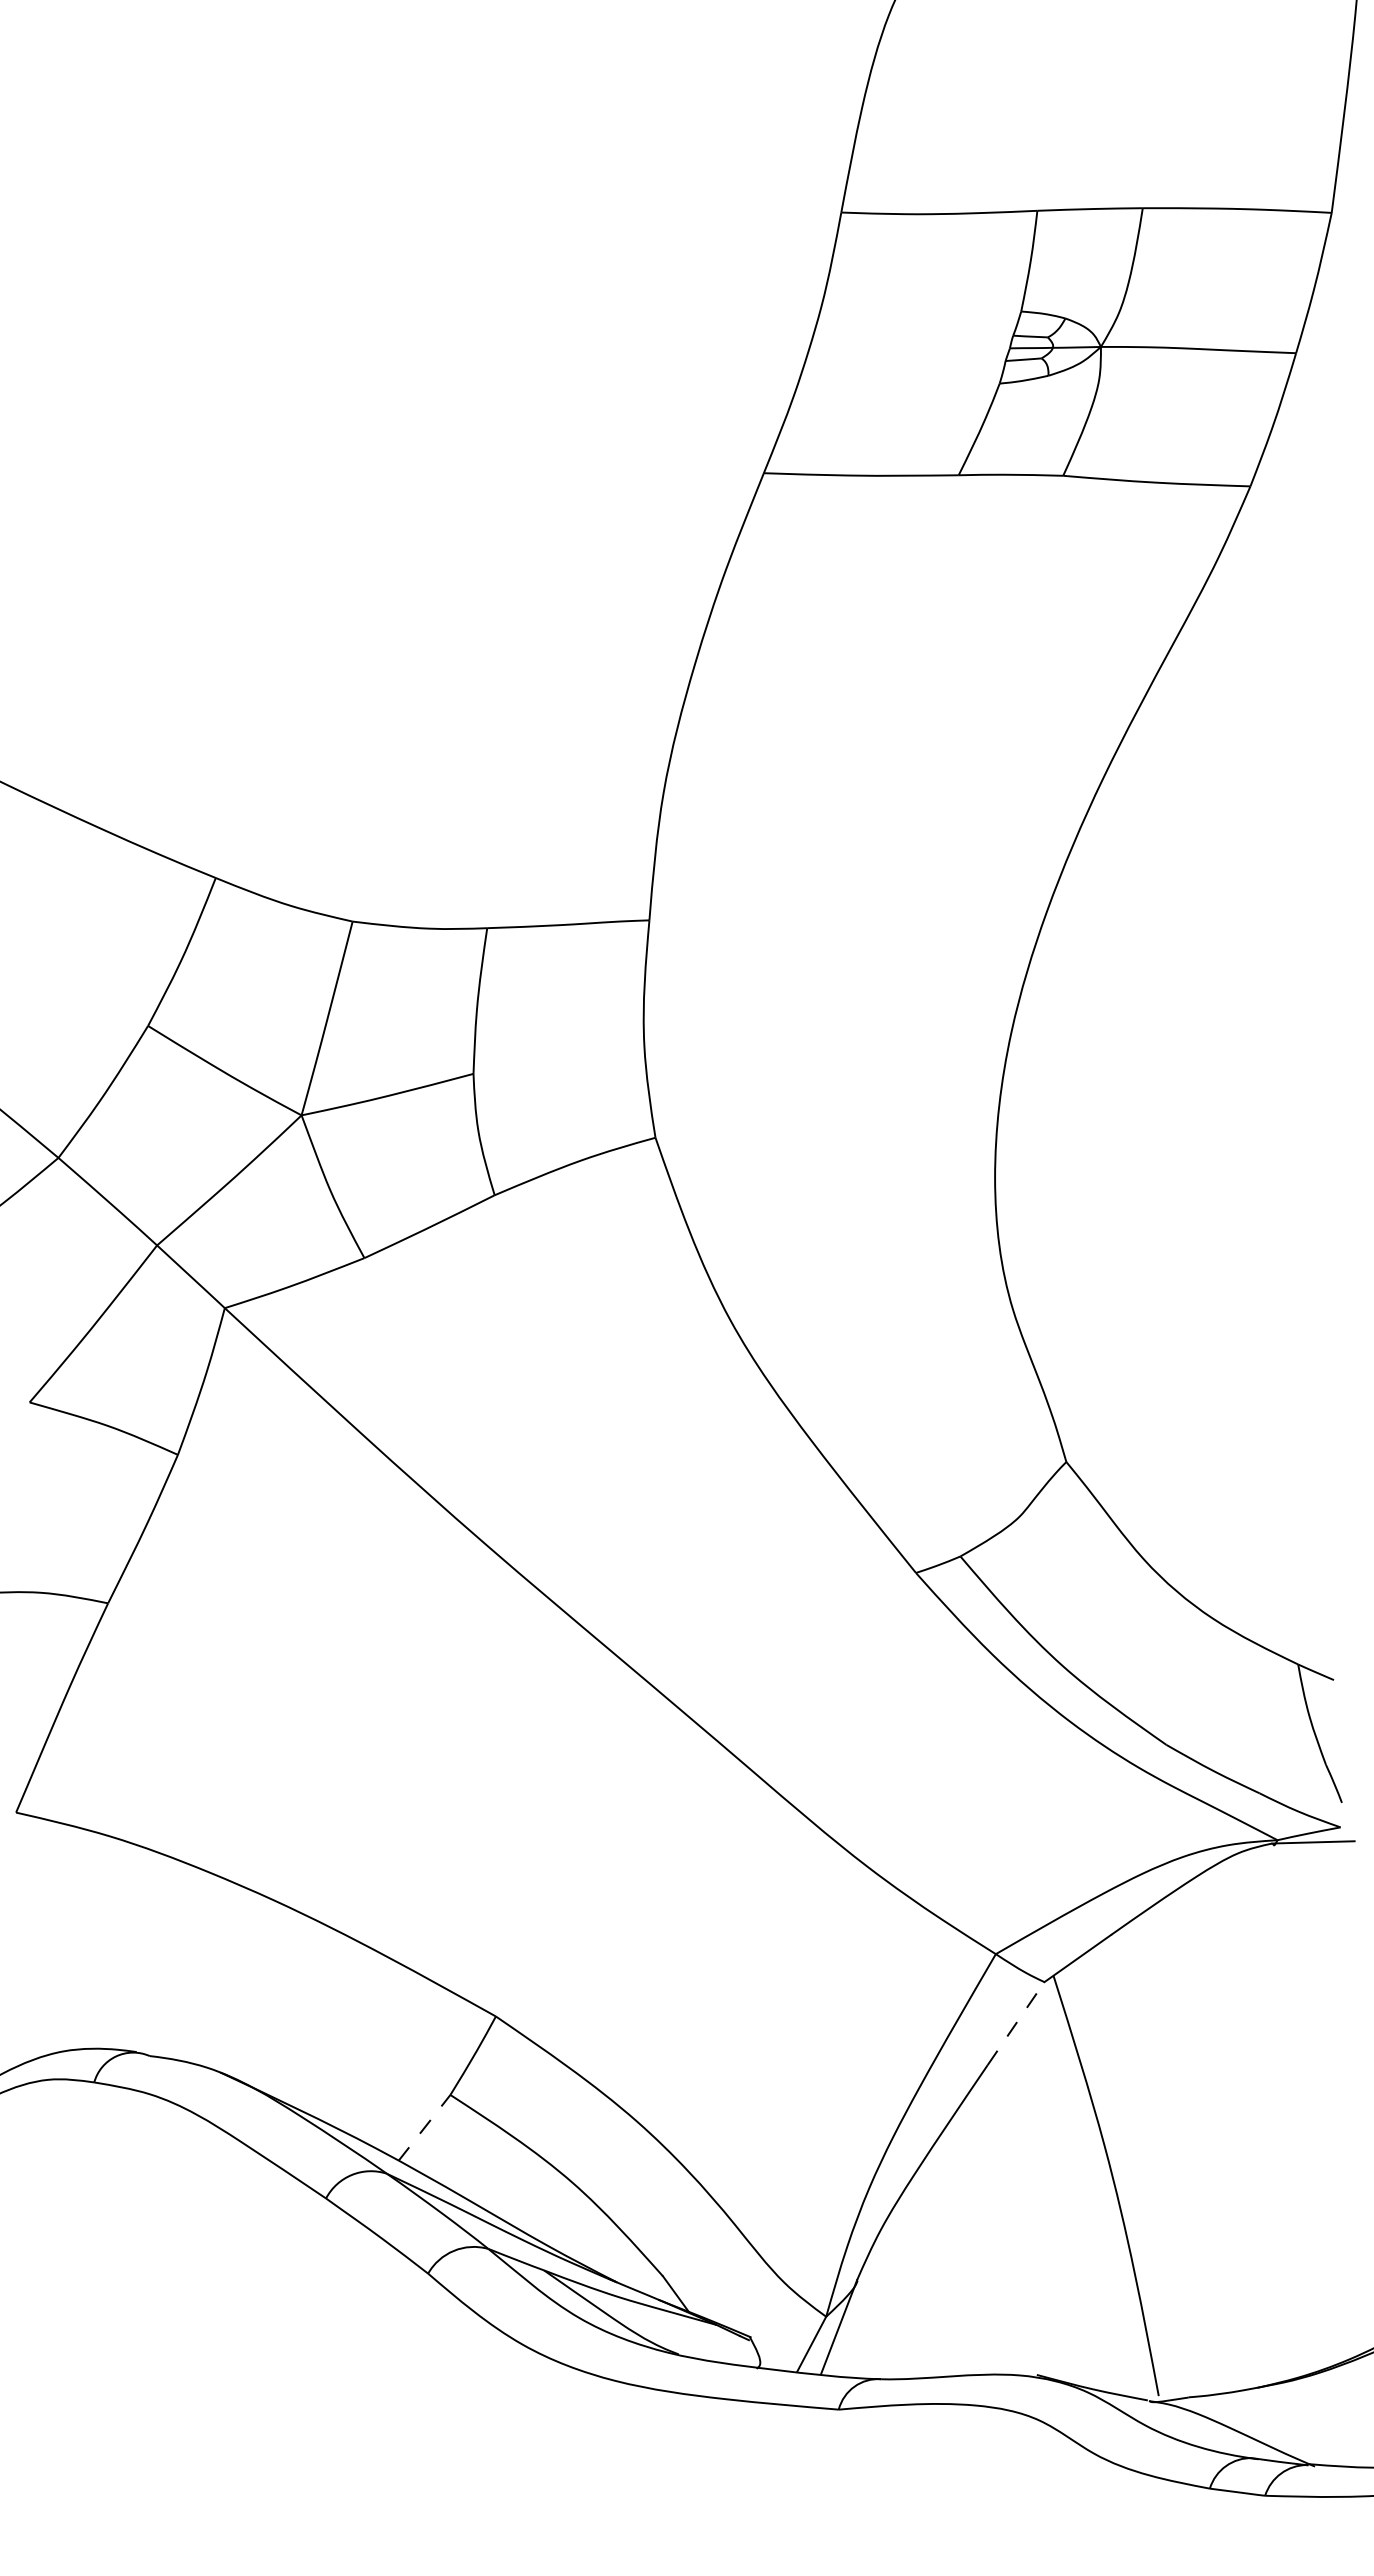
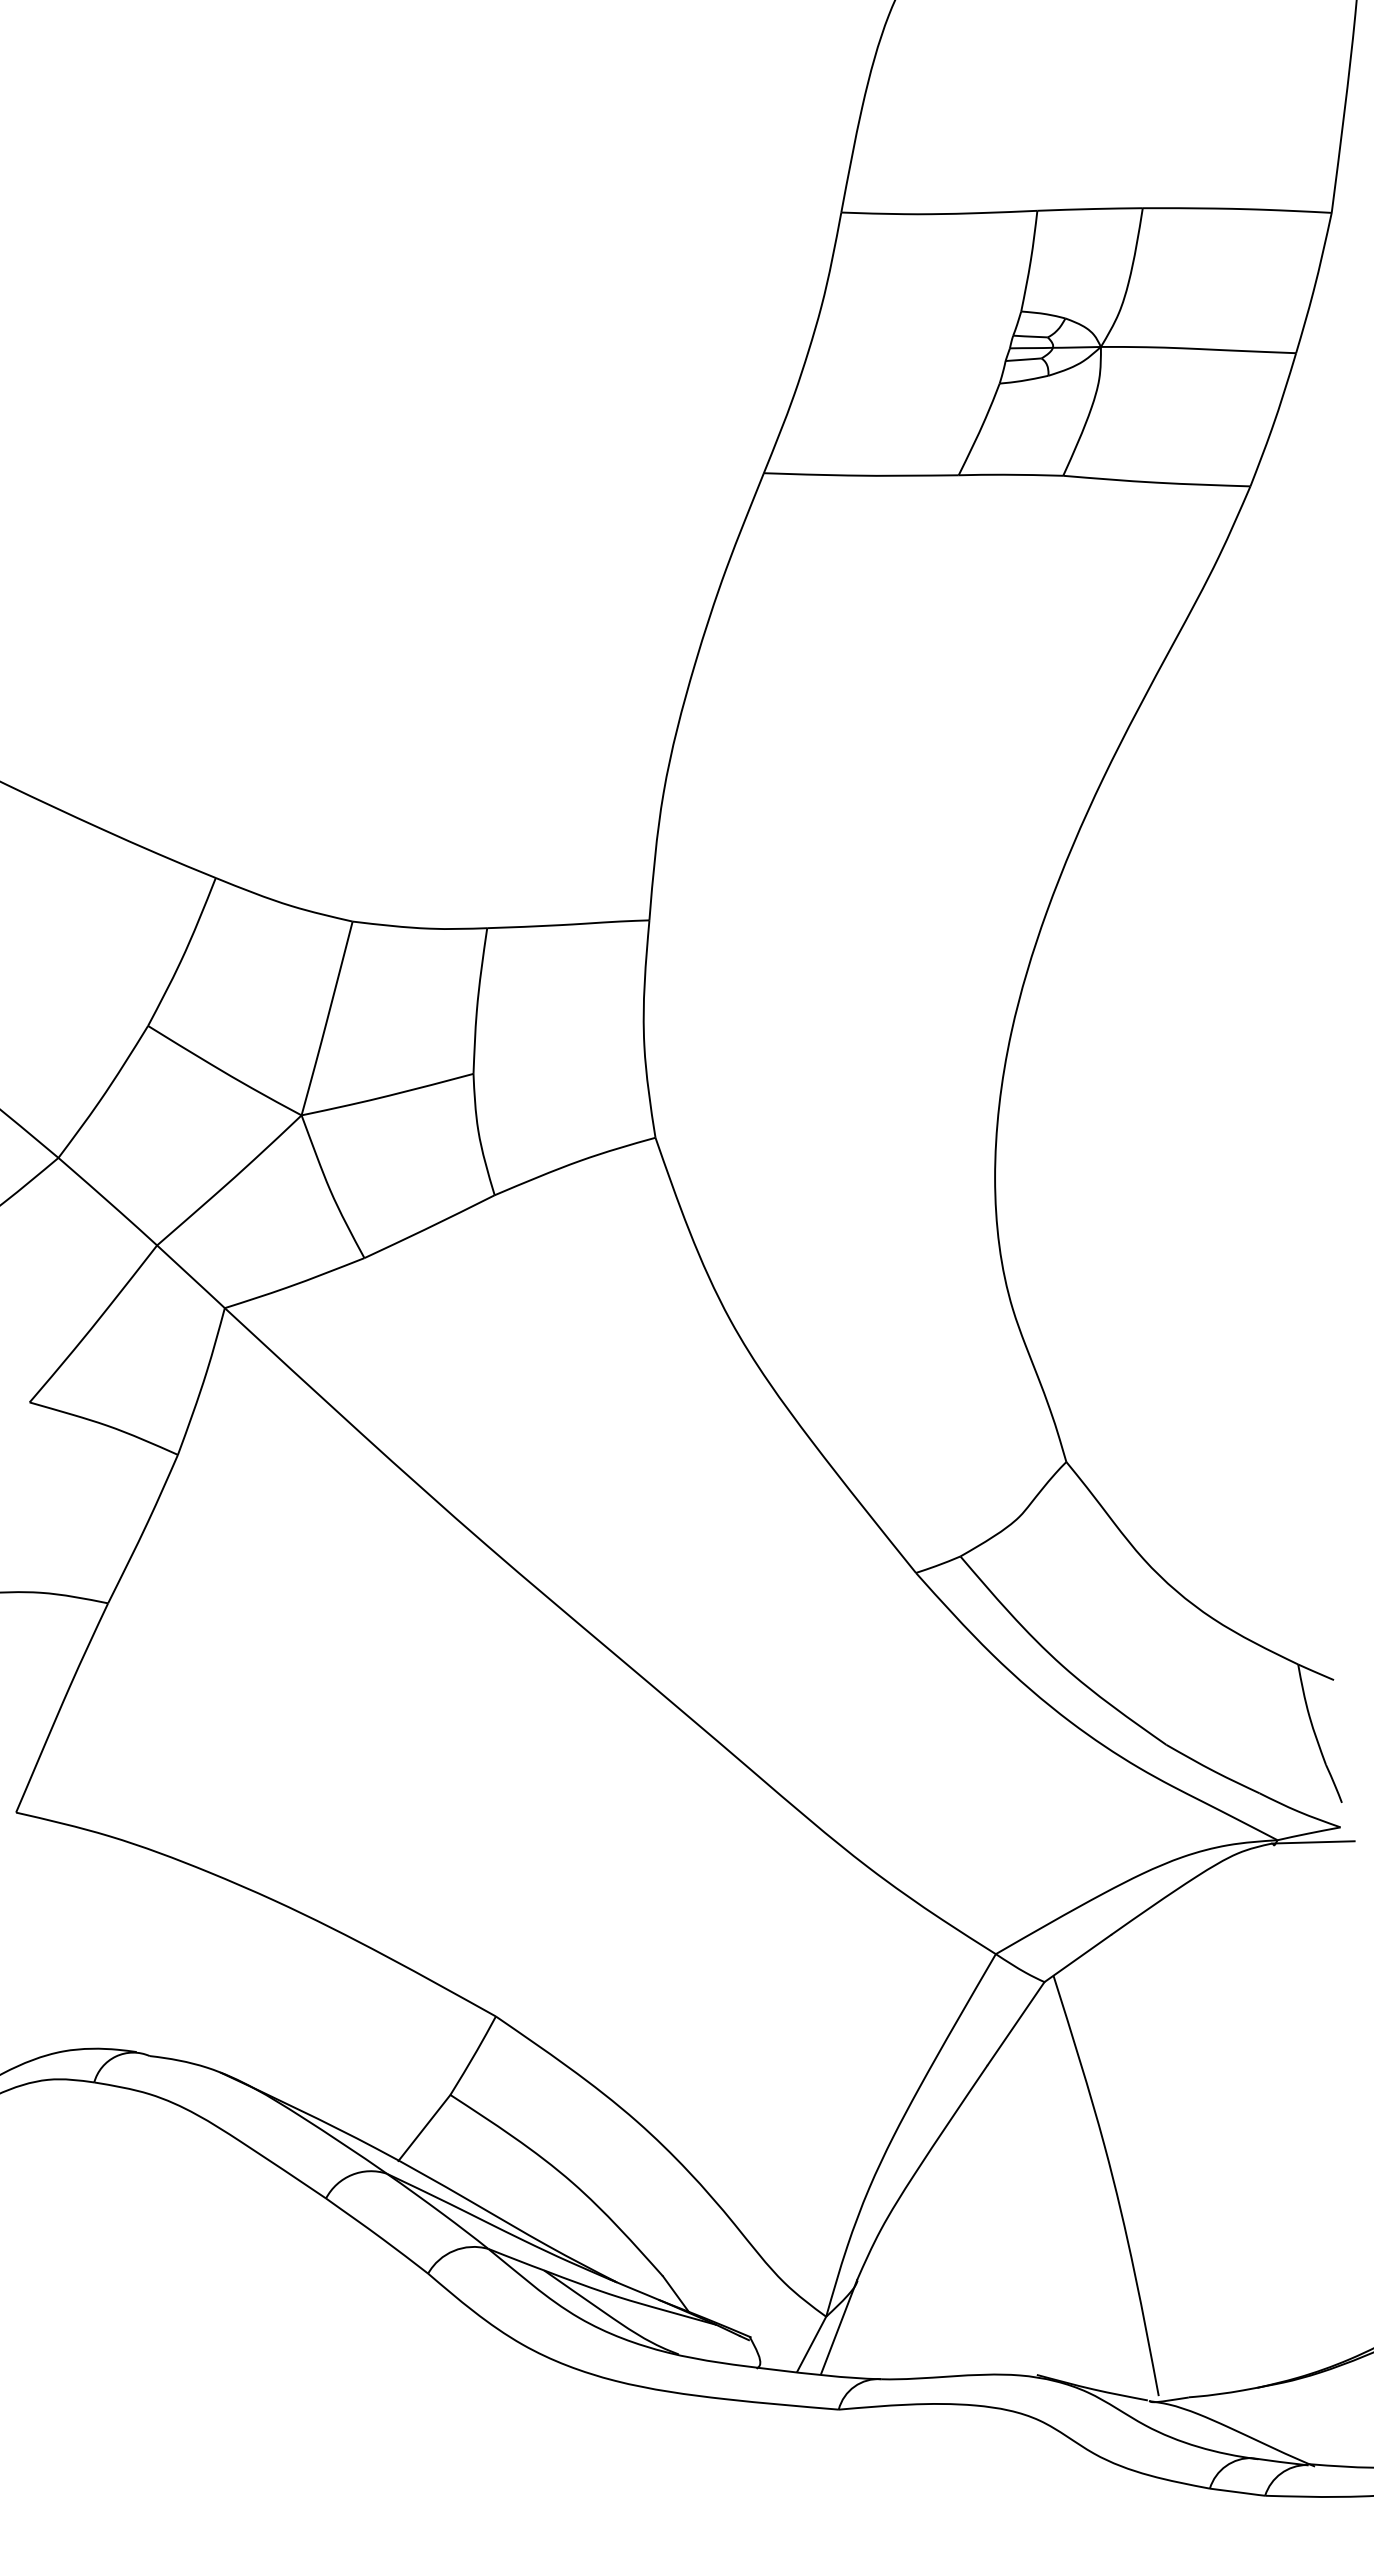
line: dashed -> solid (1016, 2023)
line: dashed -> solid (424, 2127)
